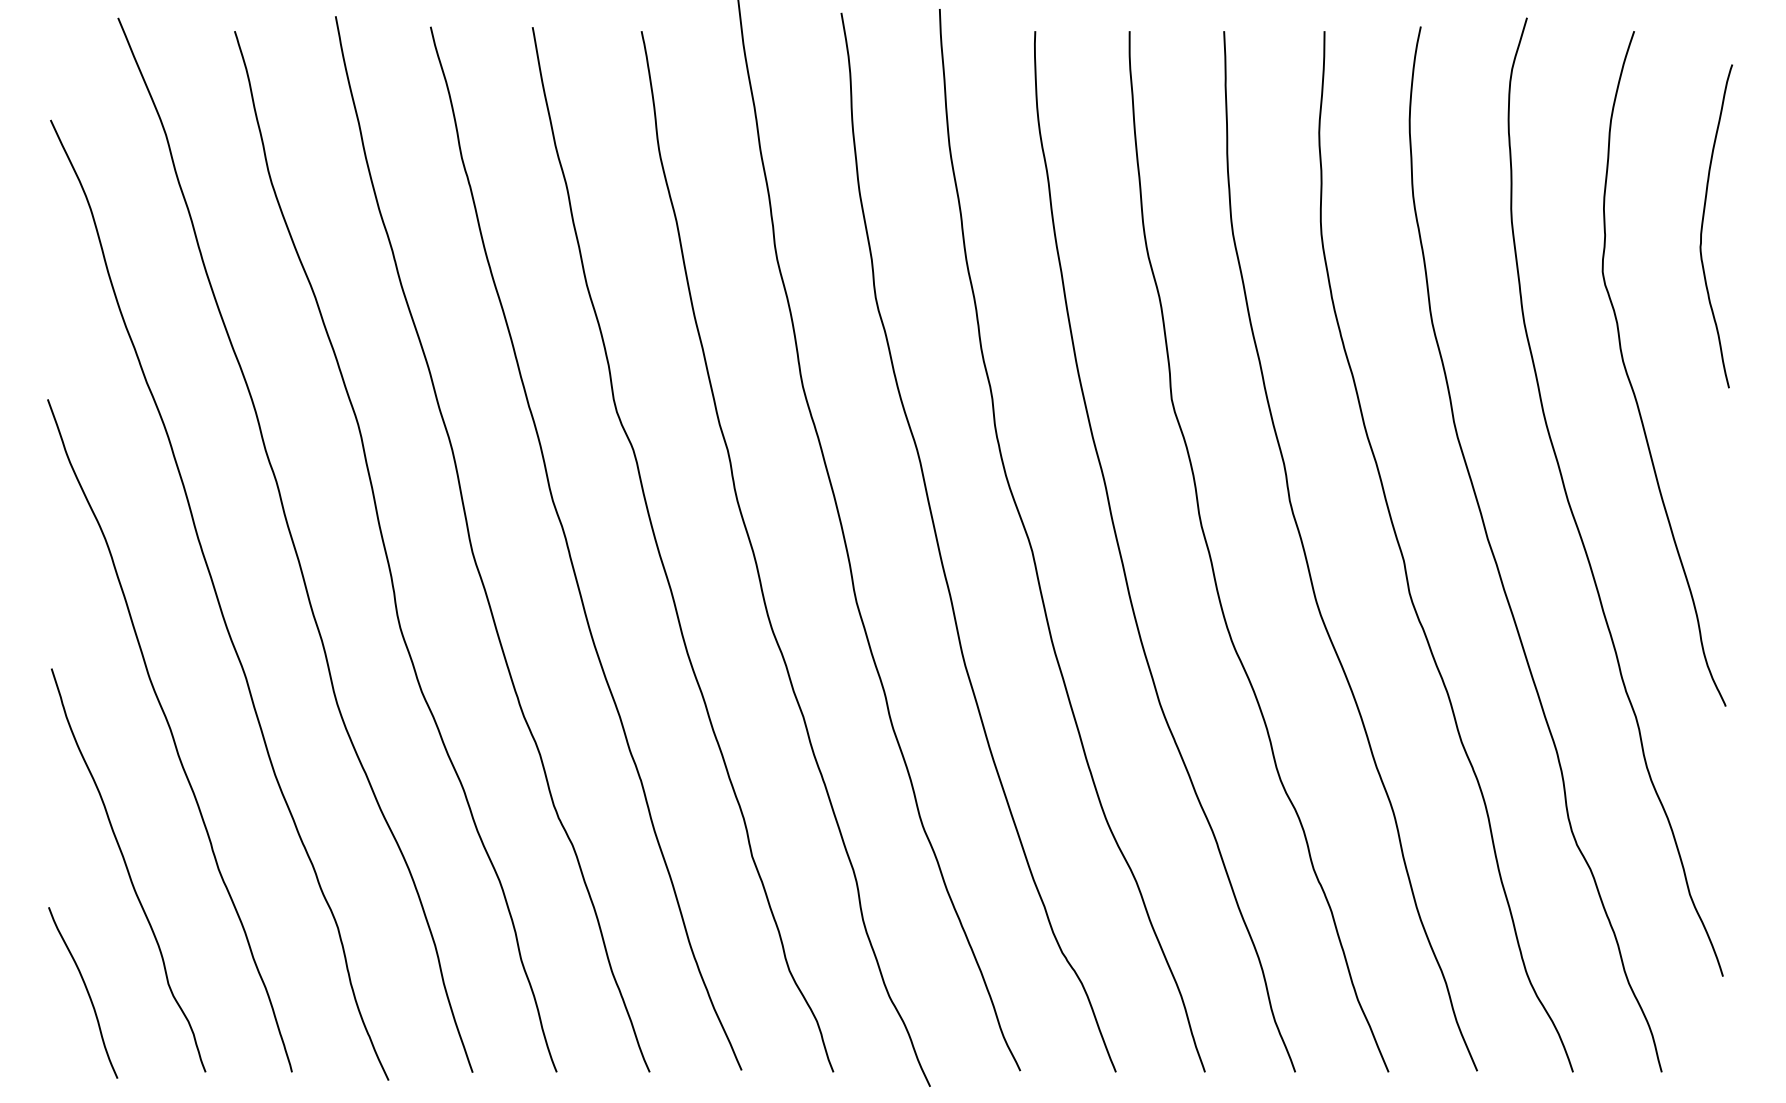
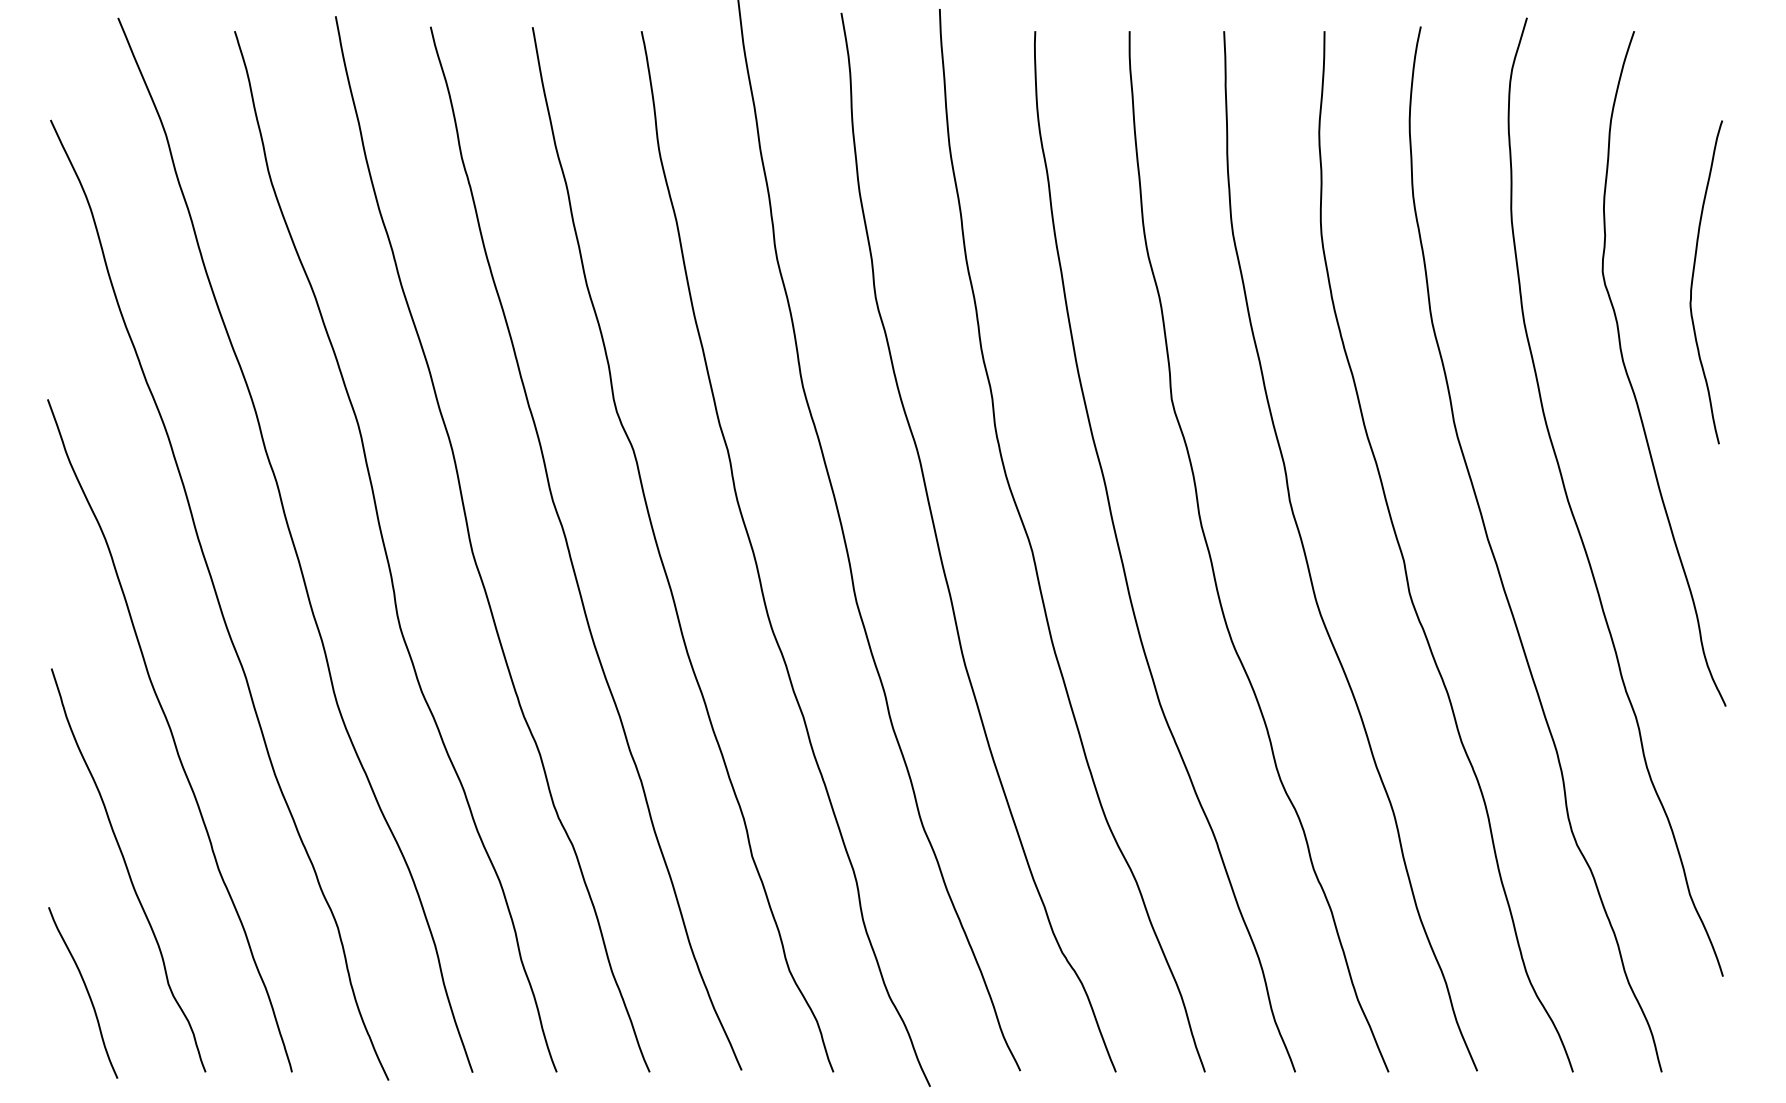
curve position: (1703, 224) -> (1693, 280) (1693, 280)
